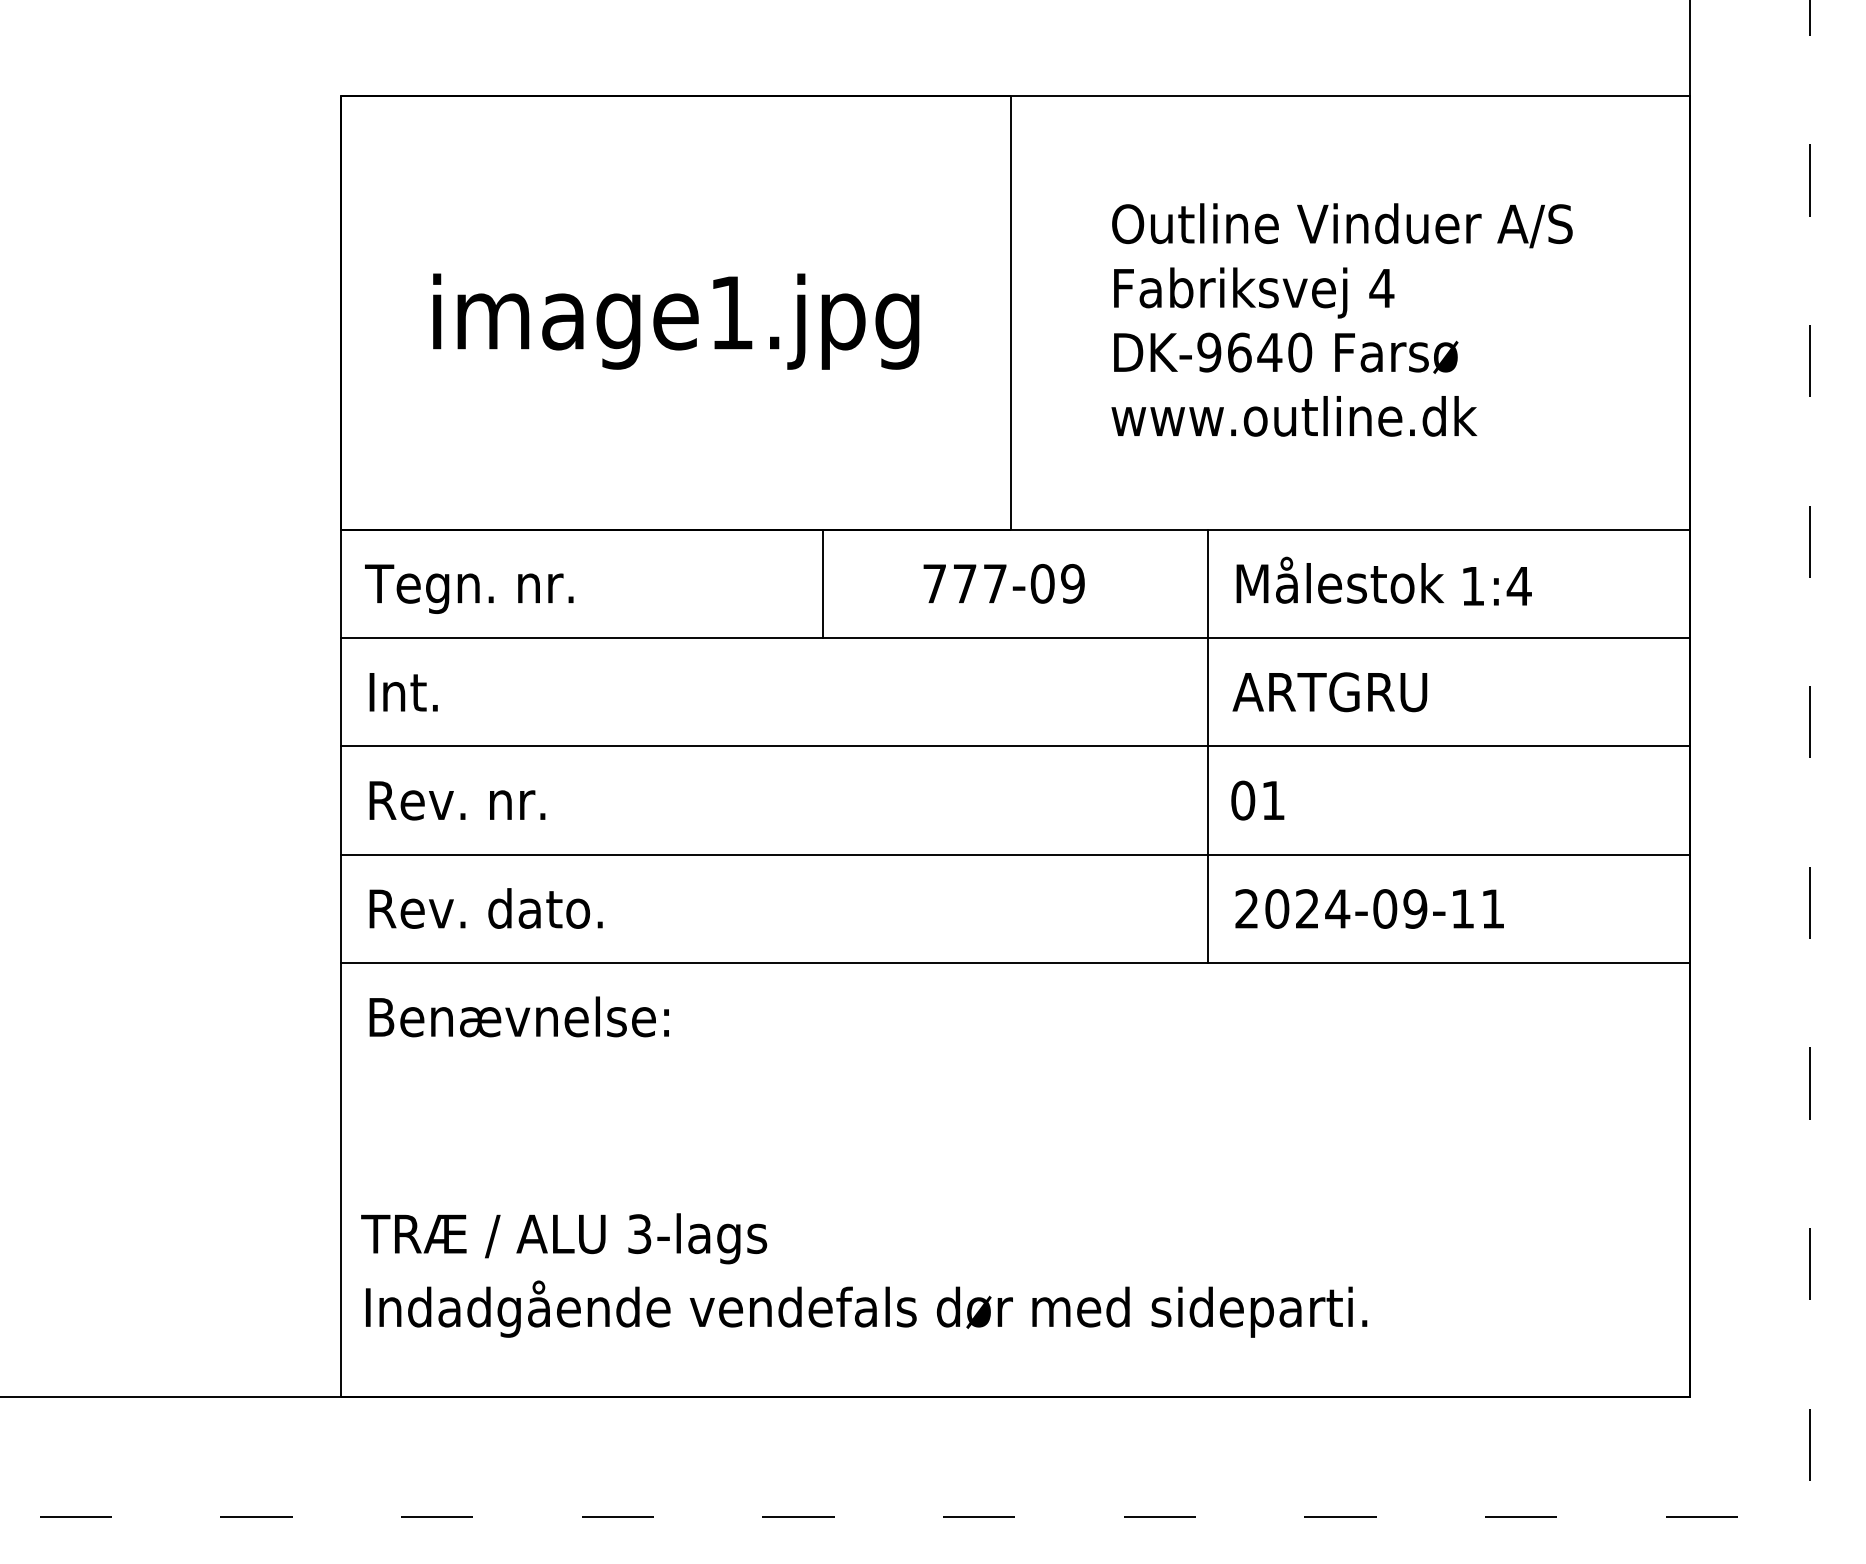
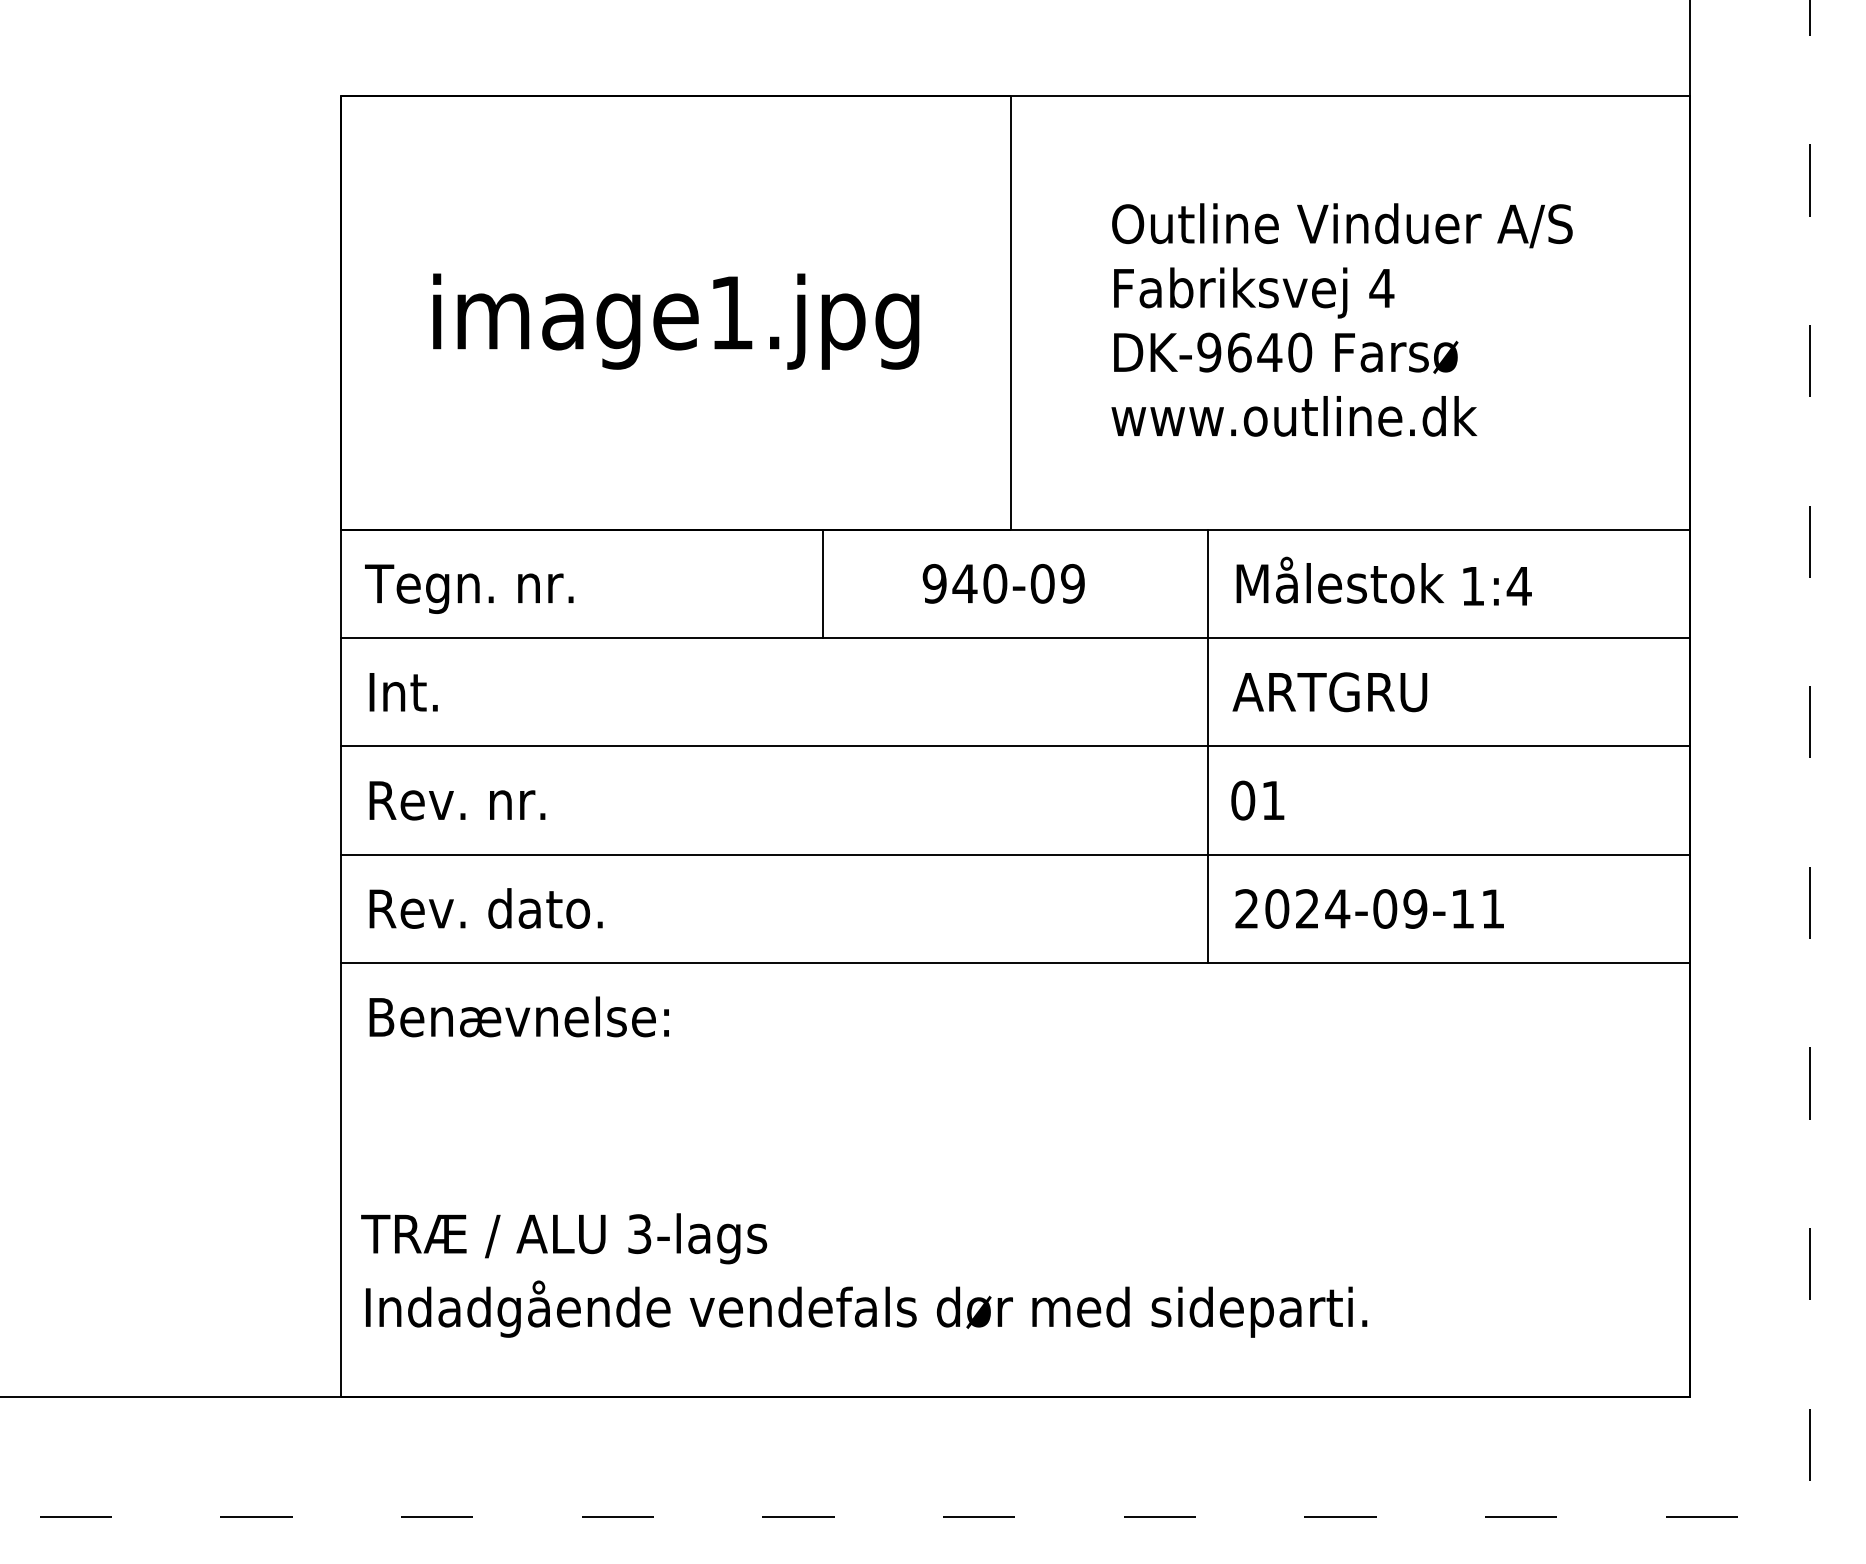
text: 777-09 -> 940-09 (964, 583)
